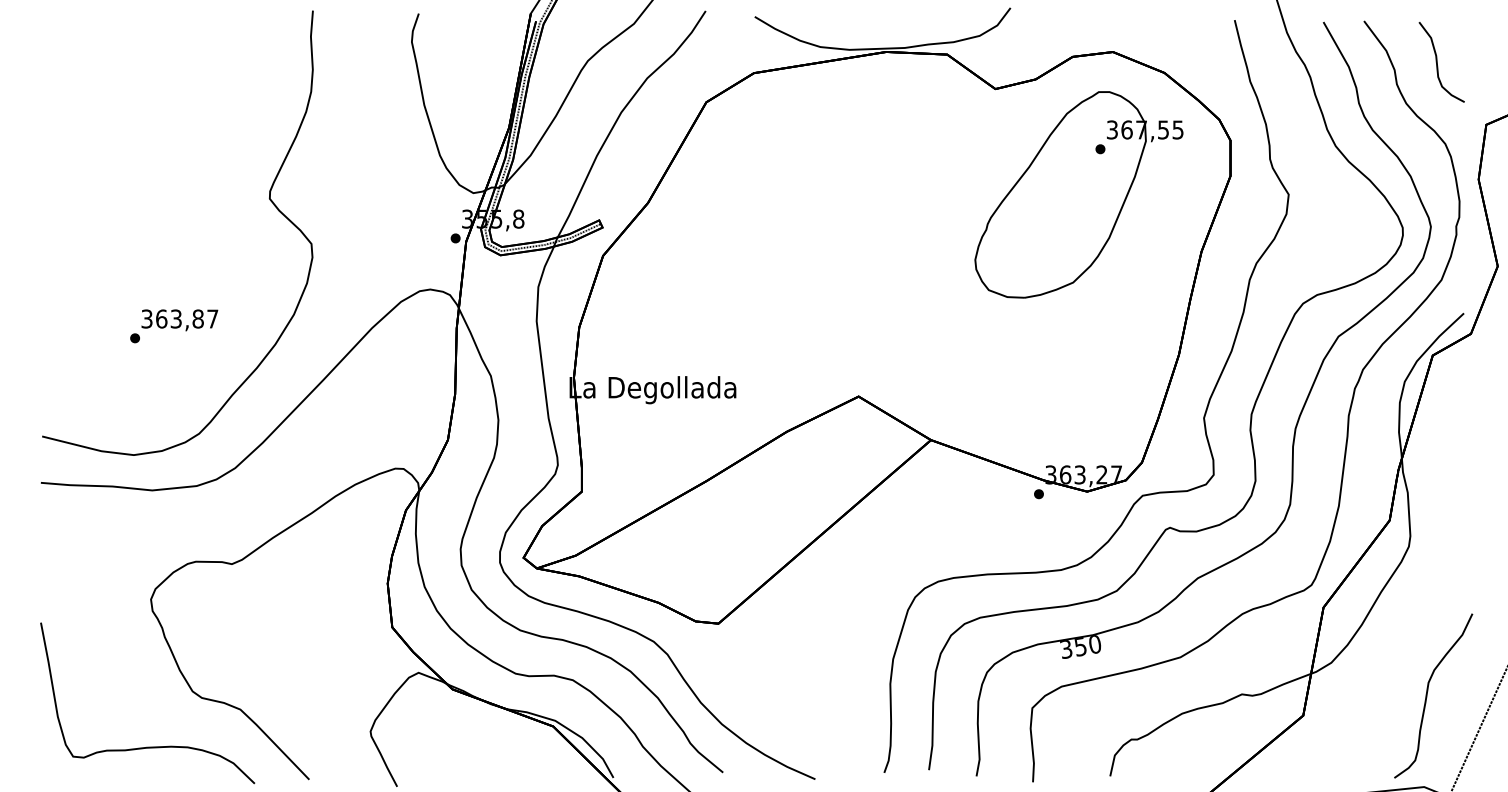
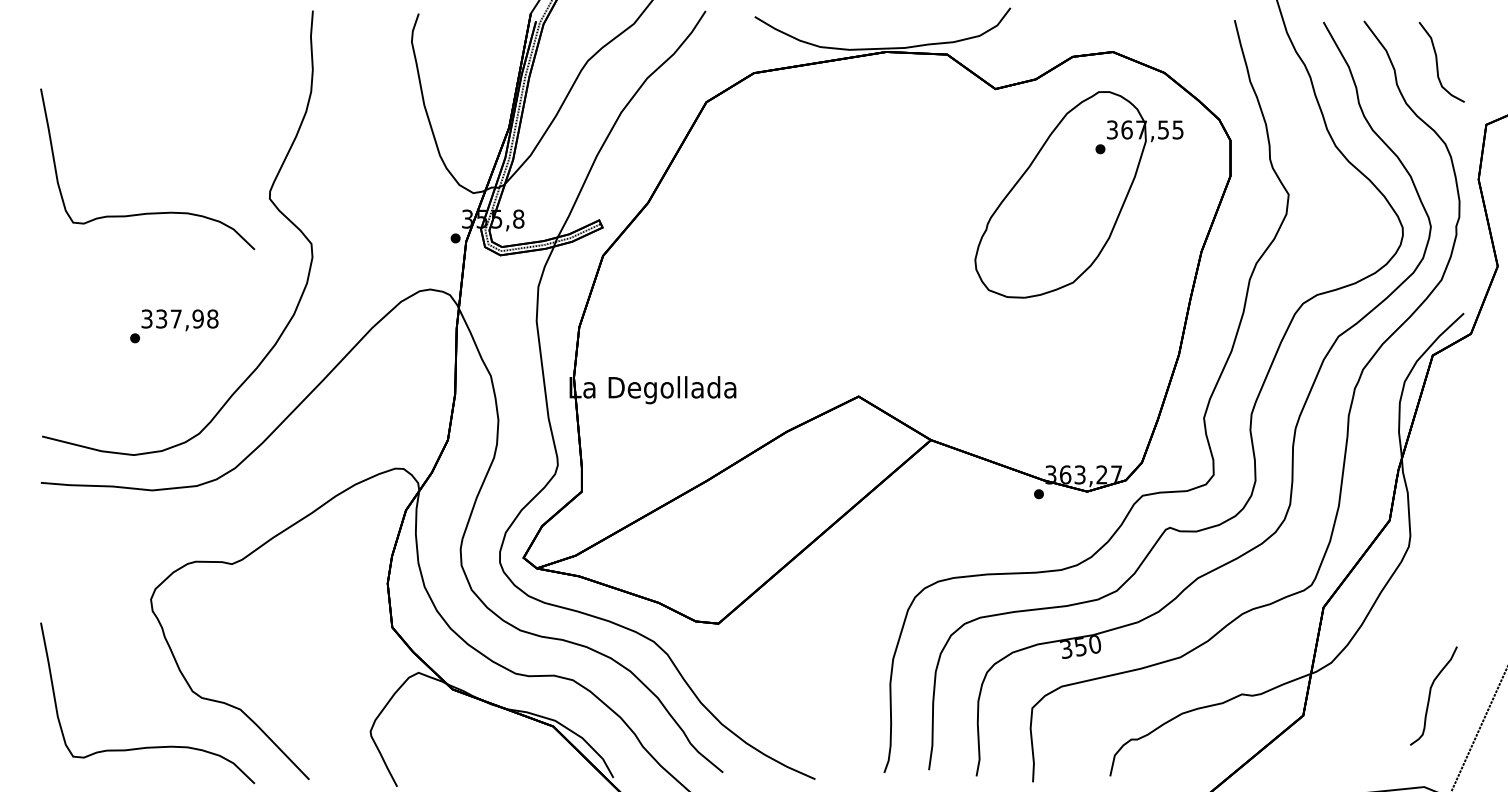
curve: none -> present (147, 212)
text: 363,87 -> 337,98 (187, 318)
part size: 80x166 px -> 48x100 px (1433, 695)
